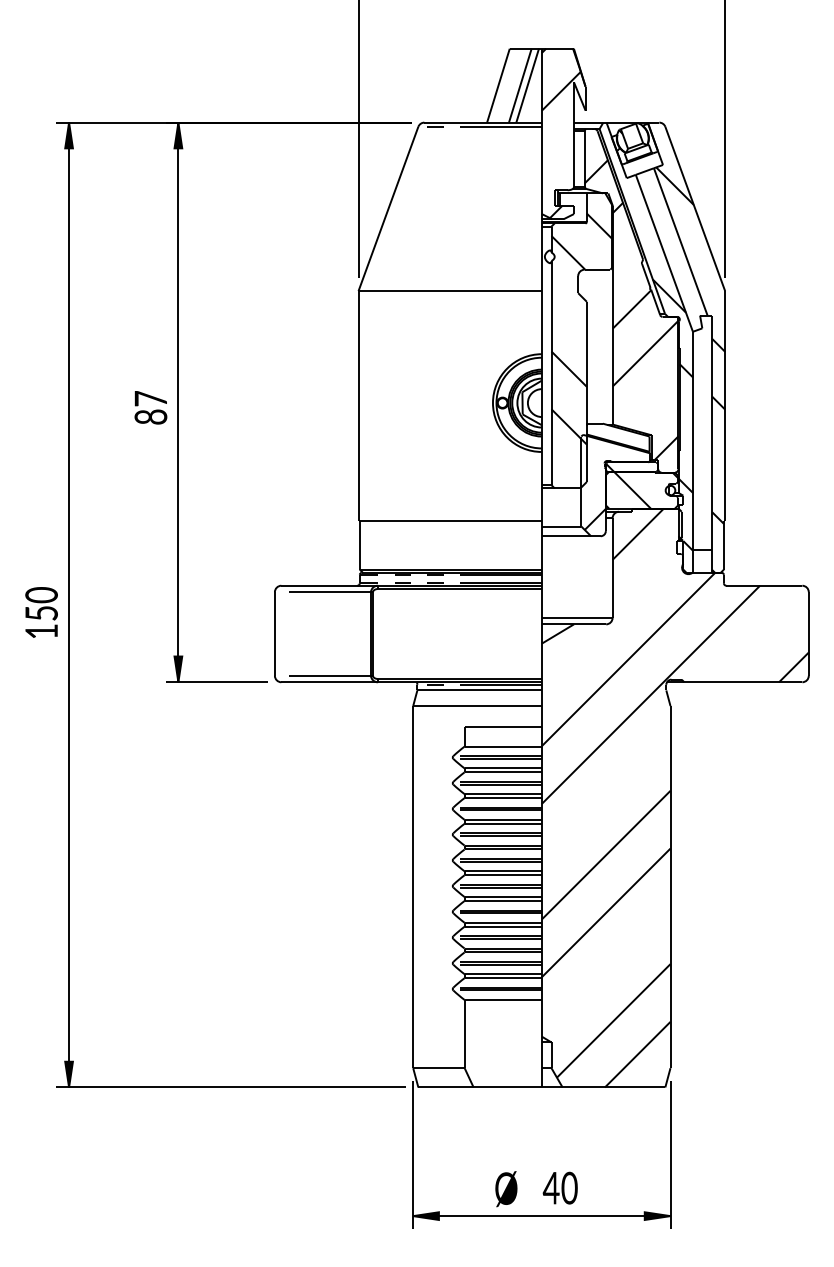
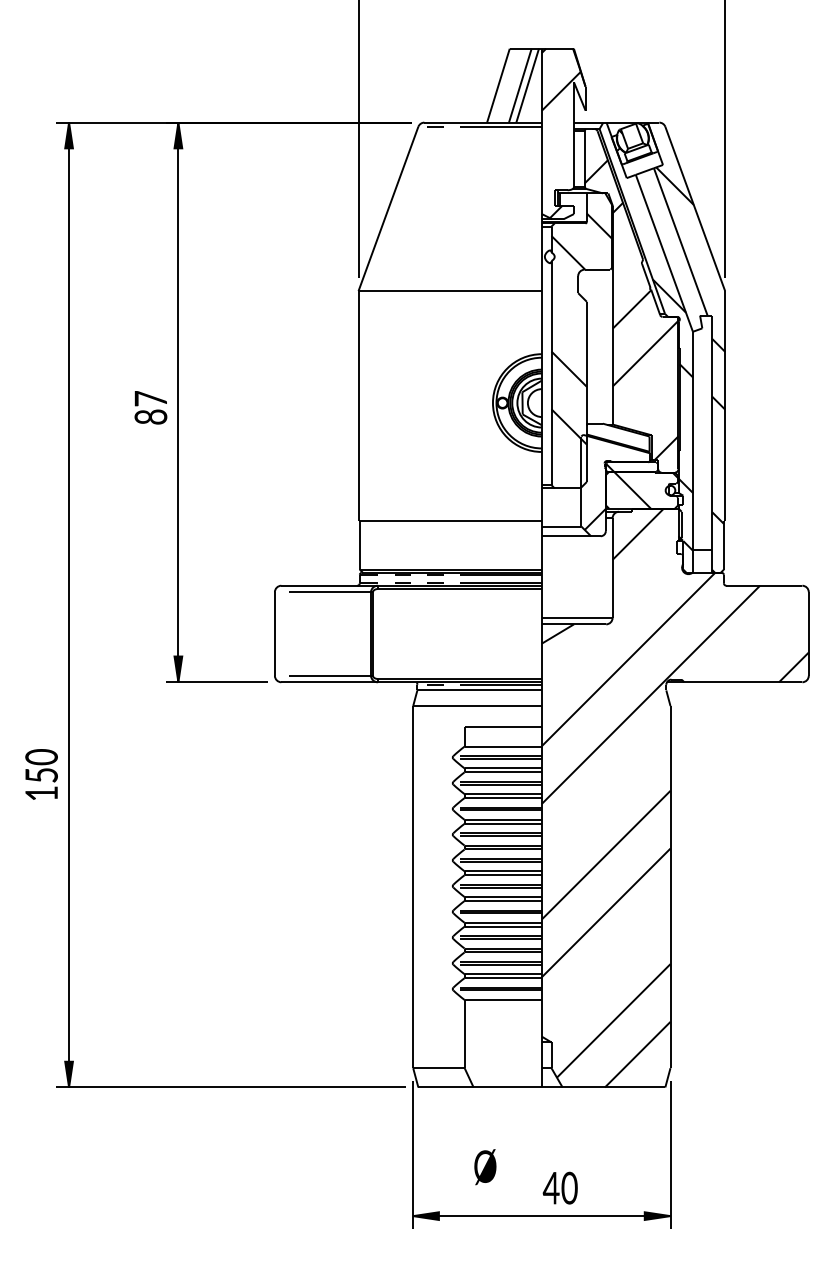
text position: (41, 612) -> (41, 774) (41, 774)
text position: (506, 1189) -> (485, 1167) (485, 1167)
